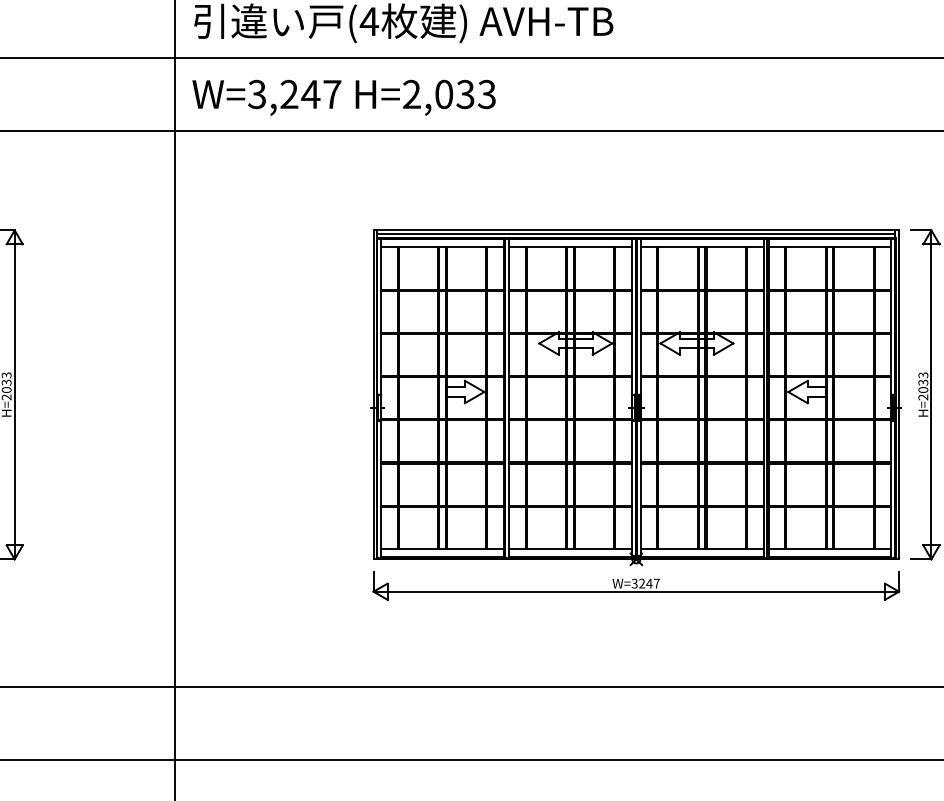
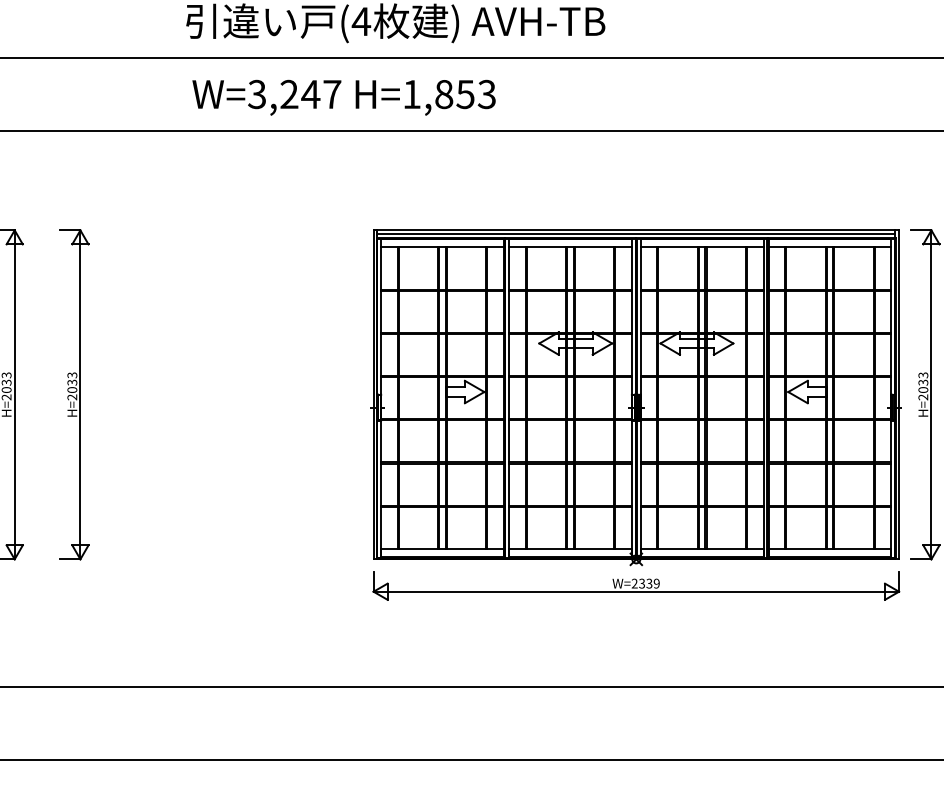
text position: (403, 23) -> (395, 23) (395, 23)
text: H=2,033 -> H=1,853 (438, 93)
part: none -> present (74, 394)
line: present -> none (175, 399)
text: W=3247 -> W=2339 (645, 583)
